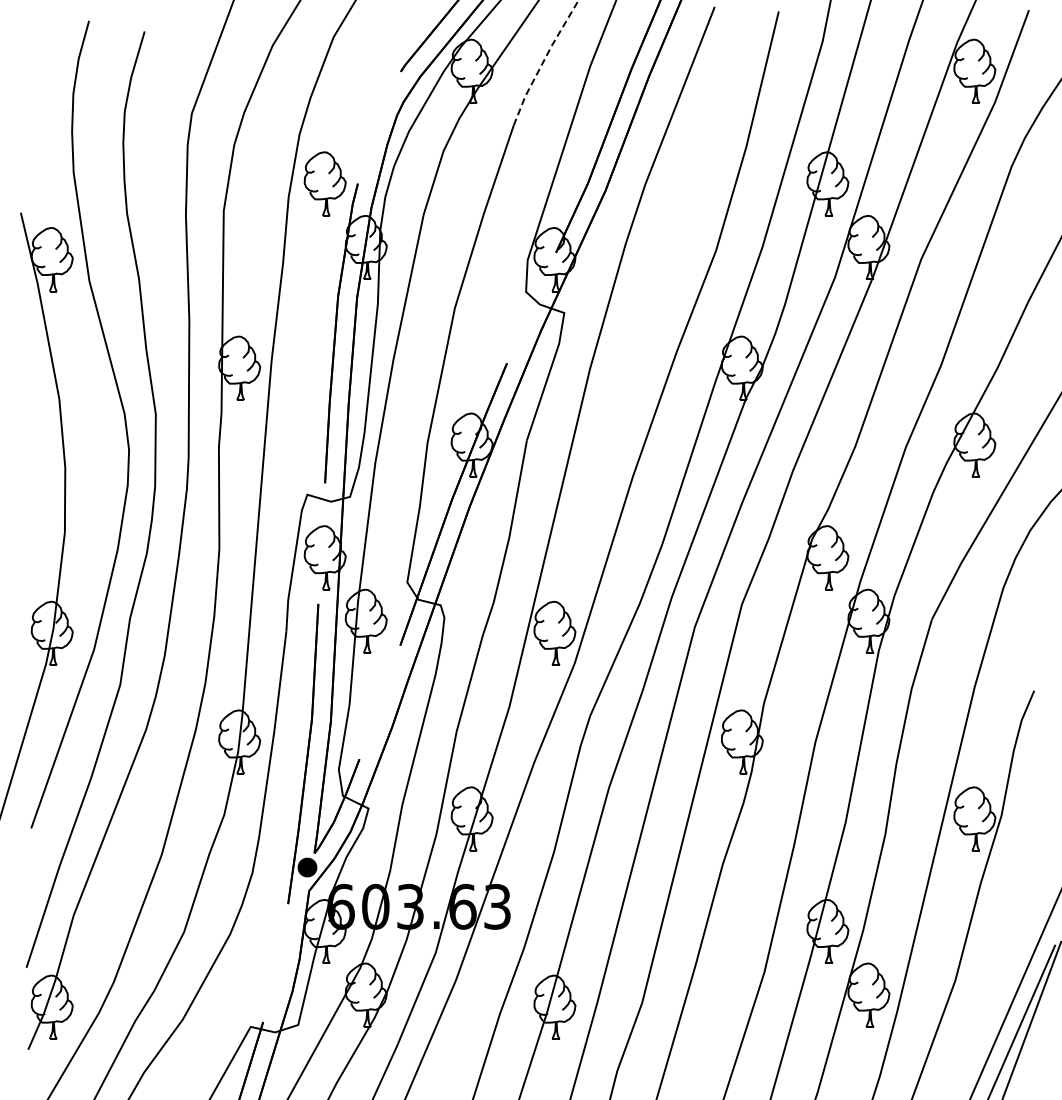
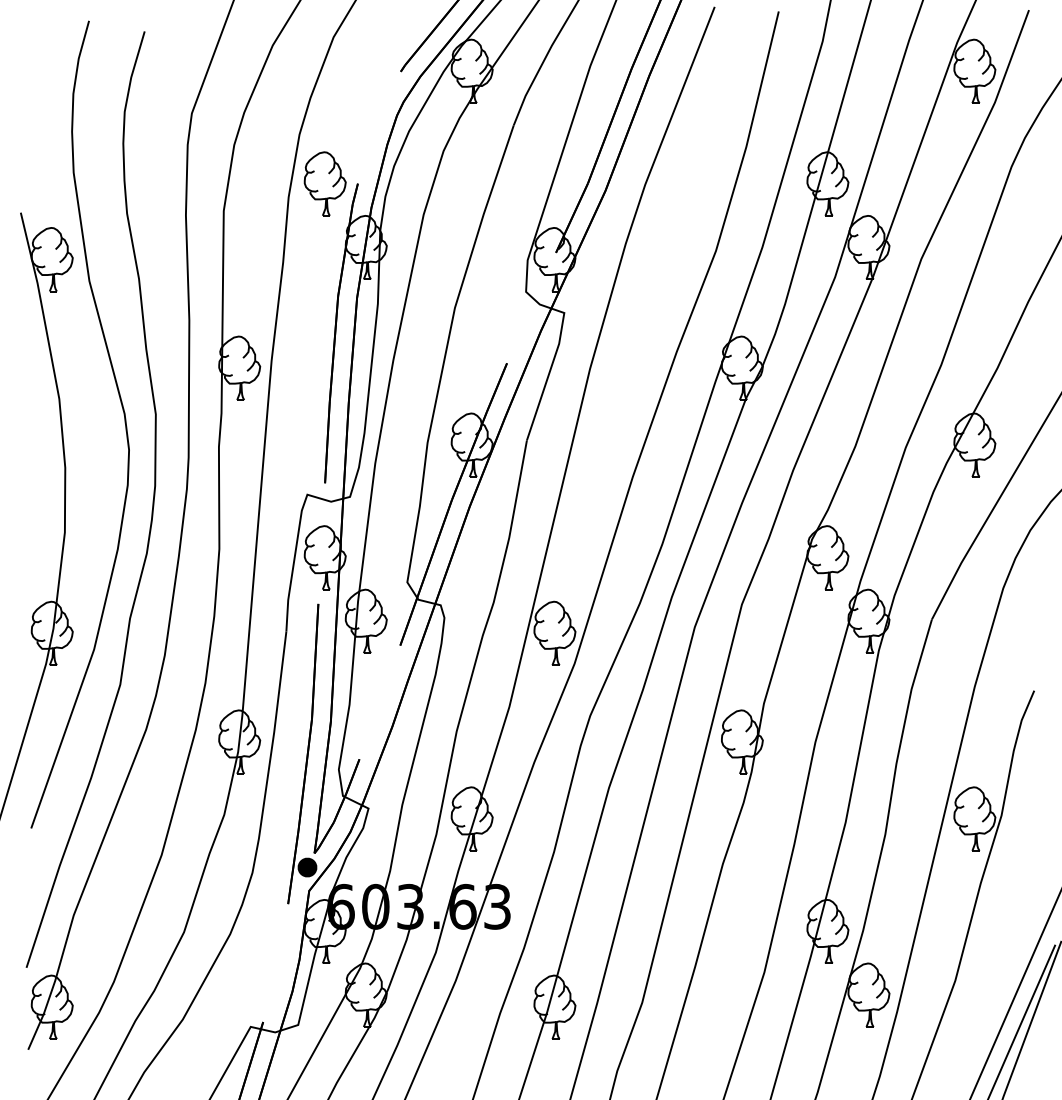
line: dashed -> solid (543, 61)
